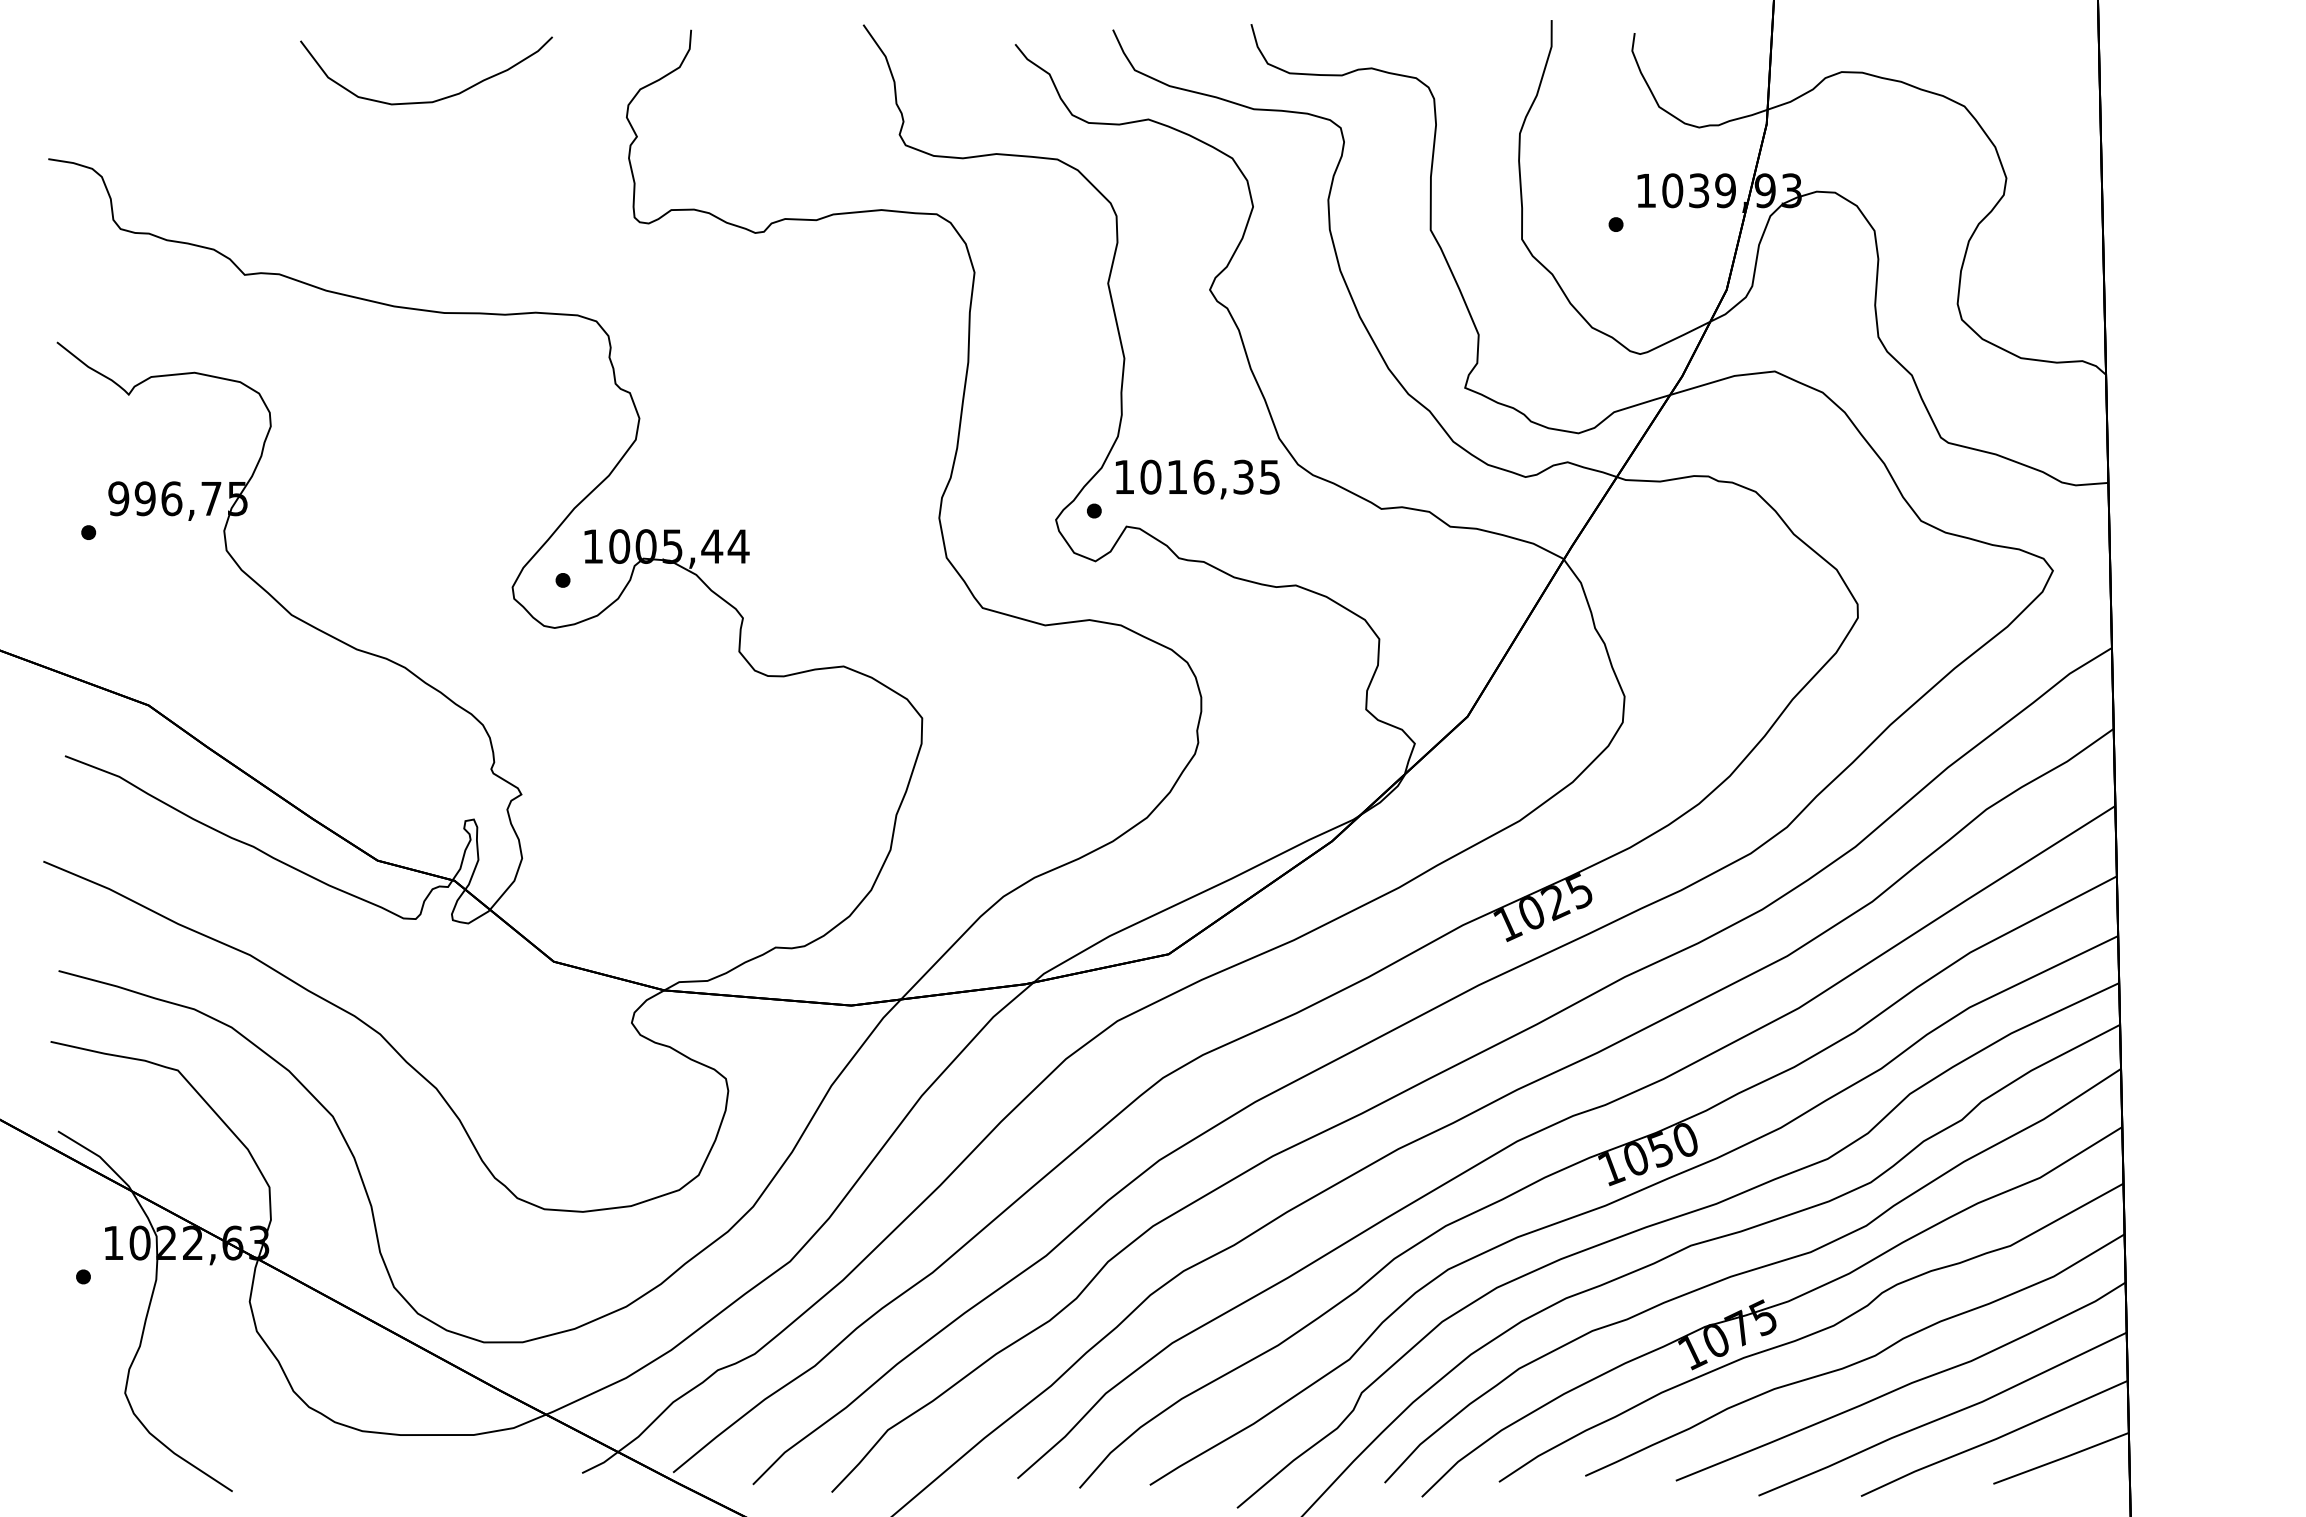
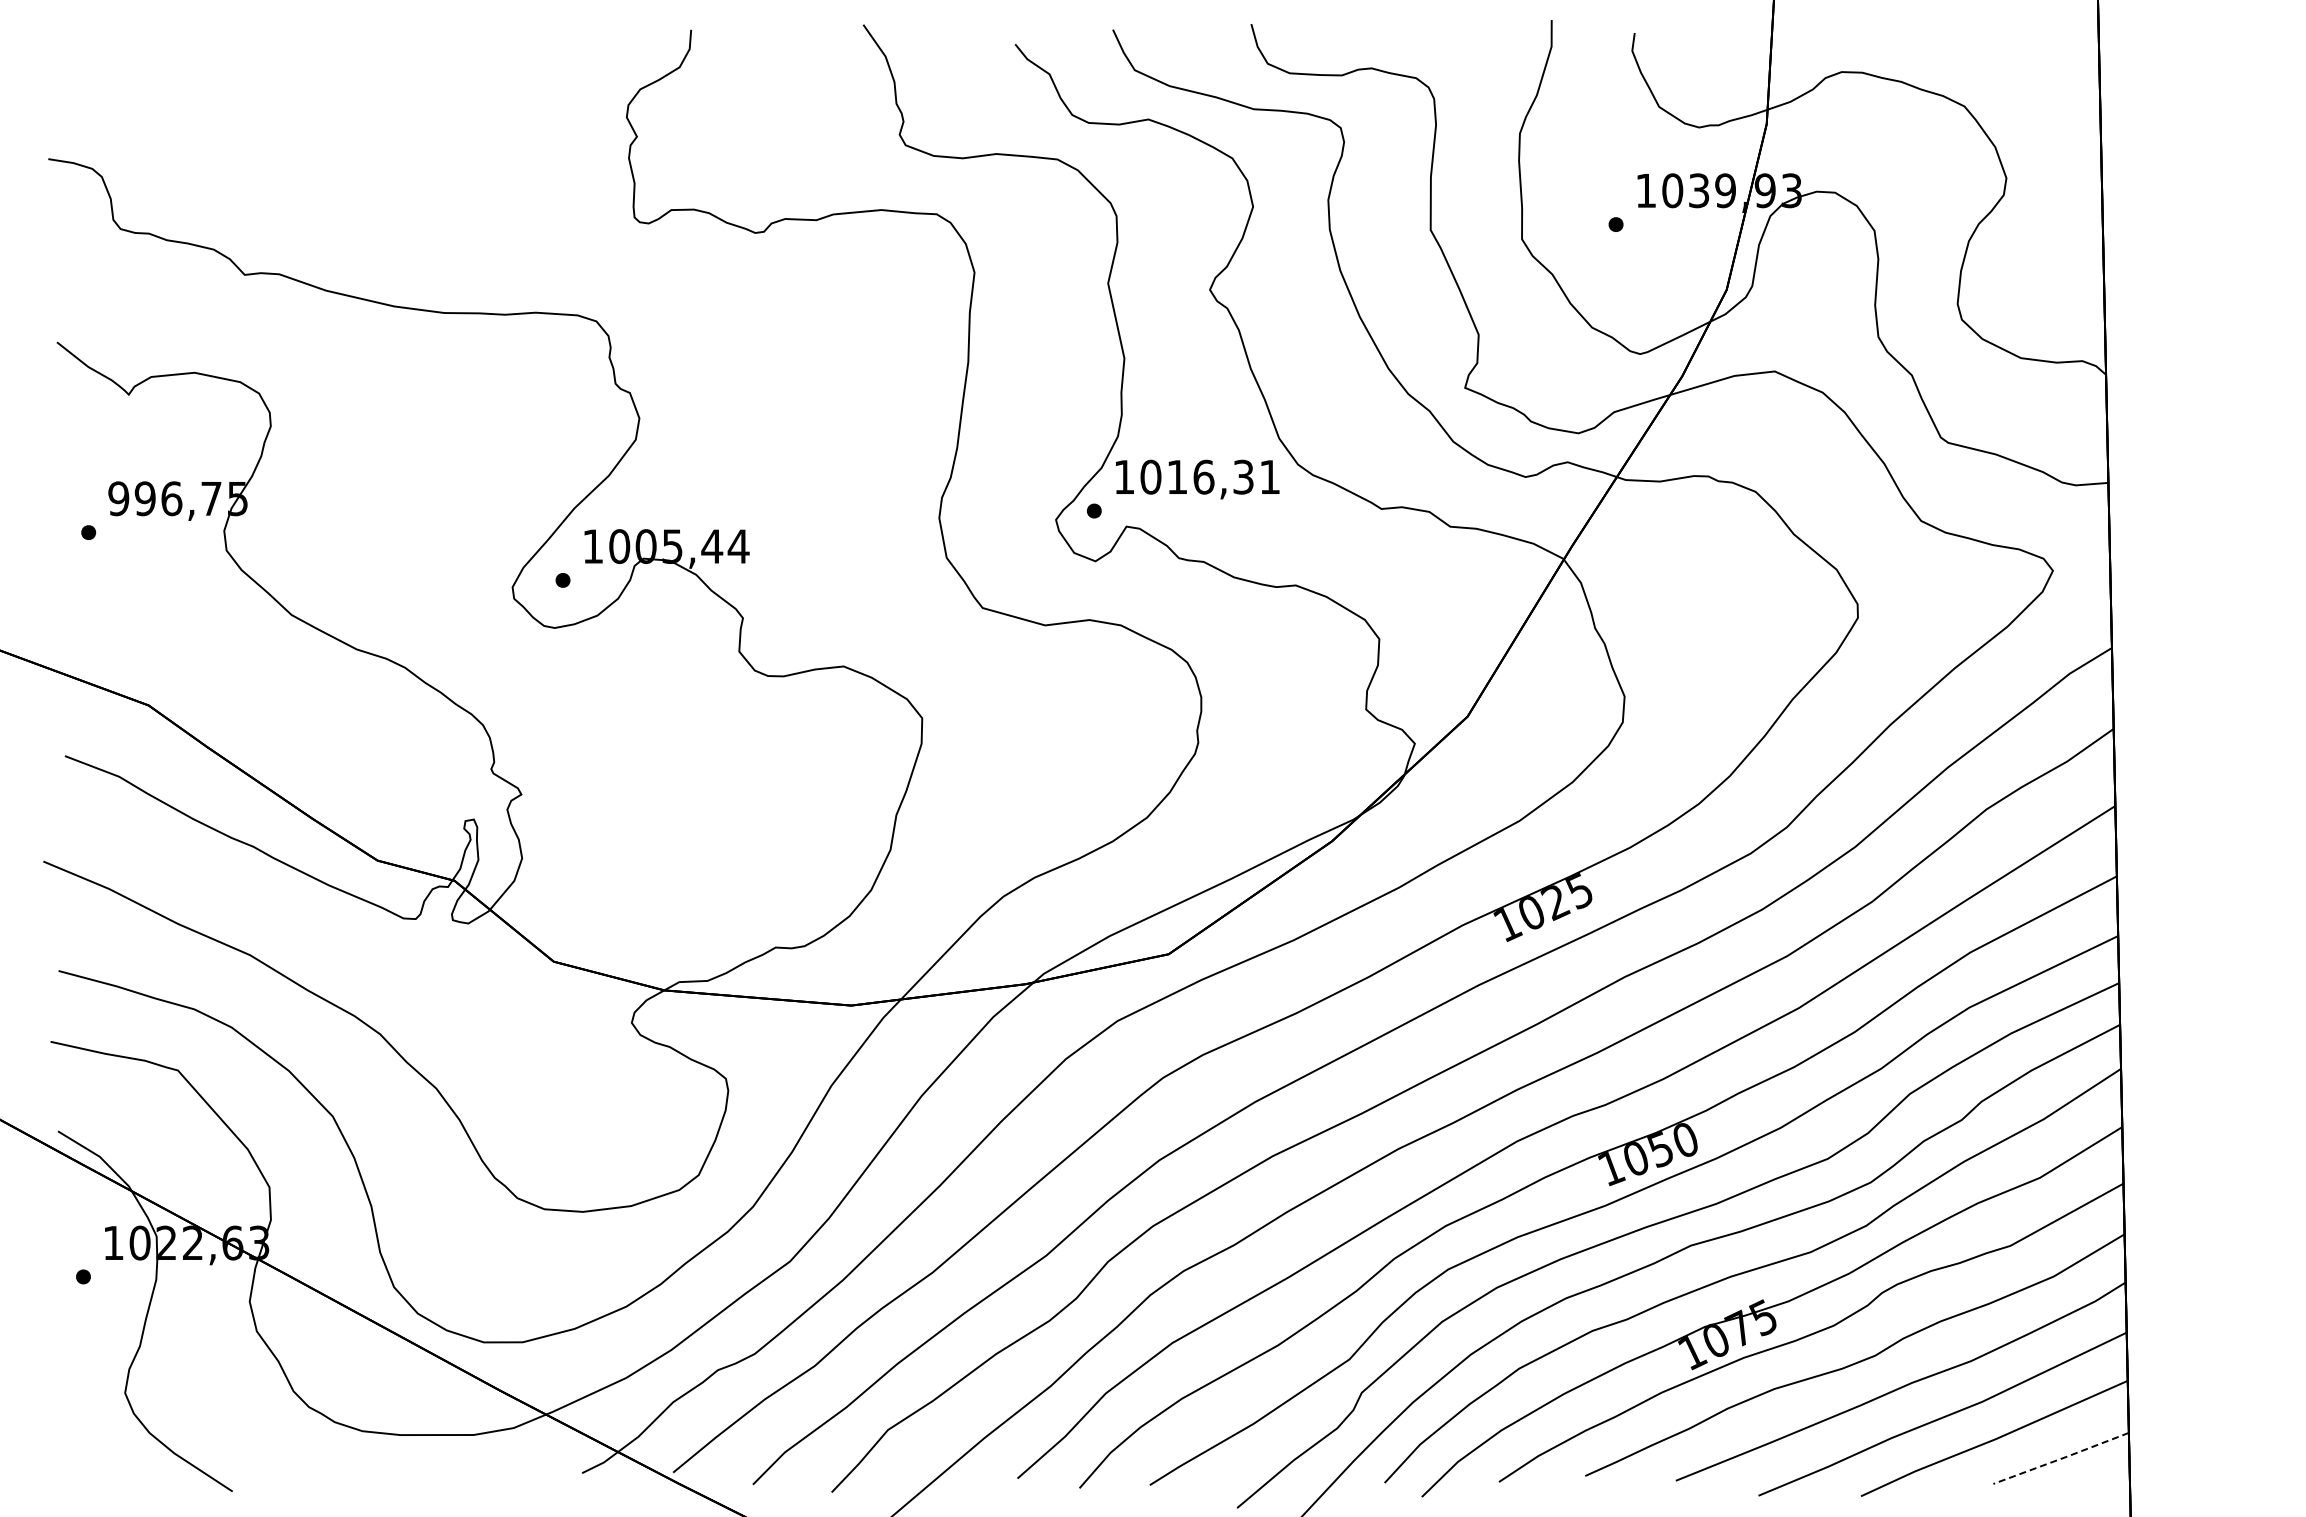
curve: present -> none (433, 100)
text: 1016,35 -> 1016,31 (1269, 477)
line: solid -> dashed (2061, 1458)
